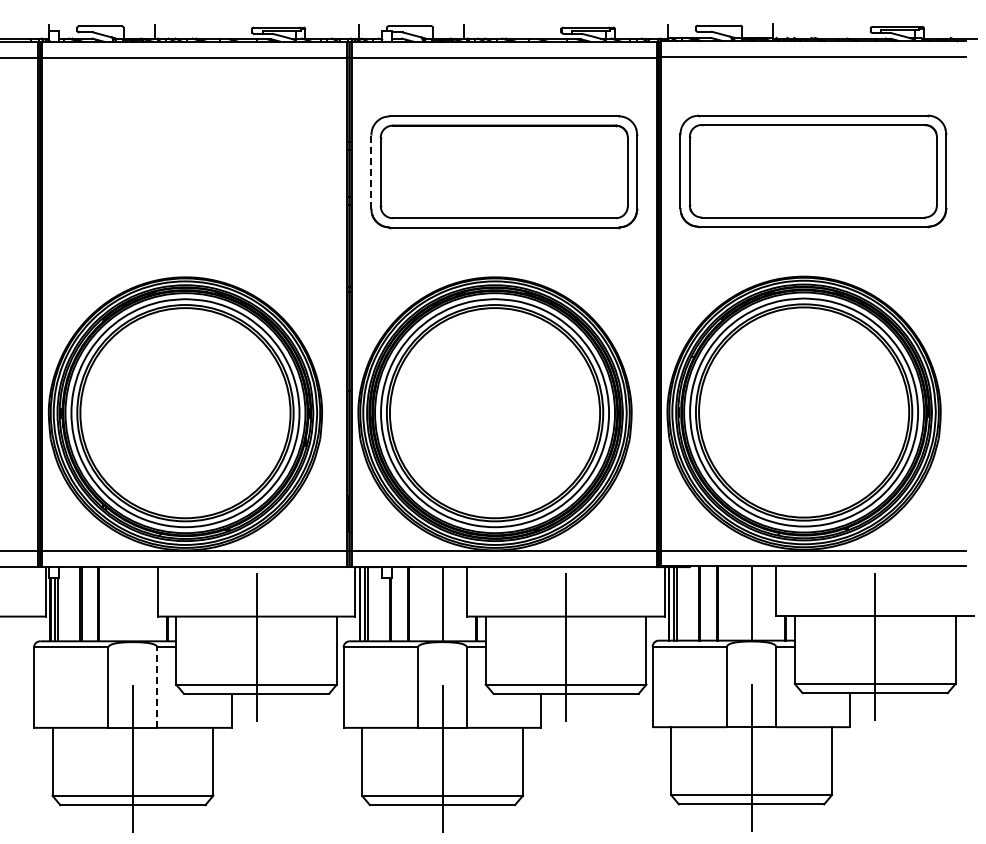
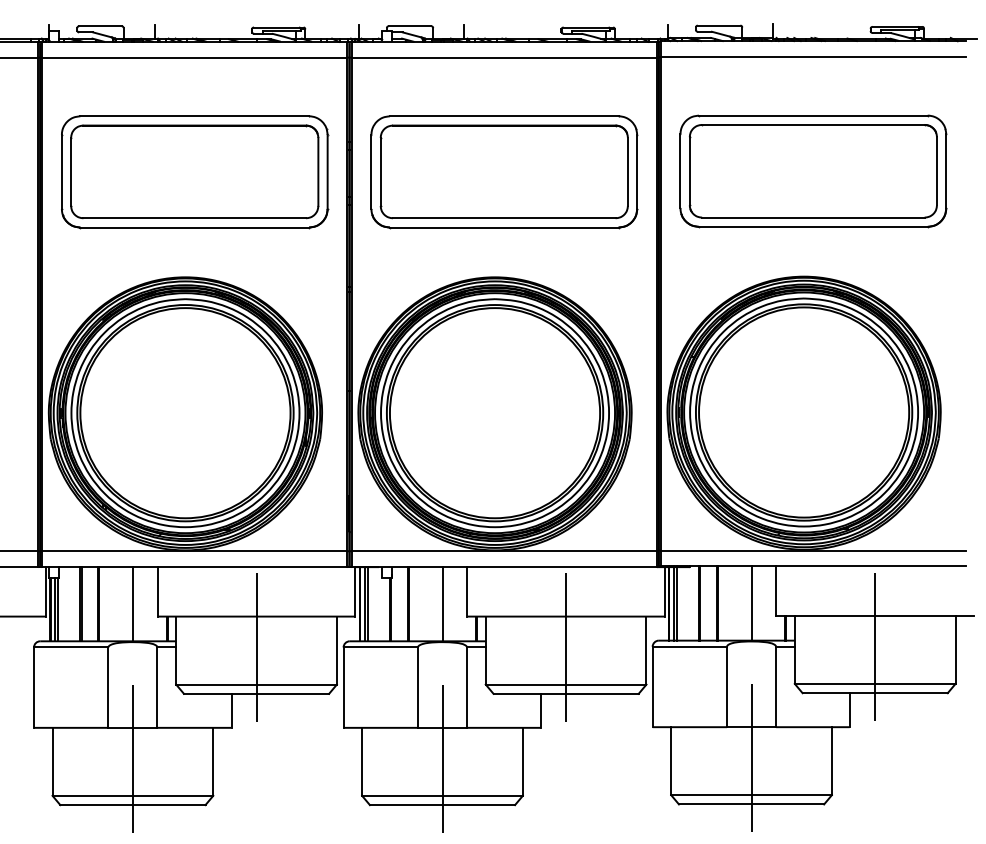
line: dashed -> solid (371, 171)
part: none -> present (195, 172)
line: none -> present (132, 604)
line: dashed -> solid (157, 687)
